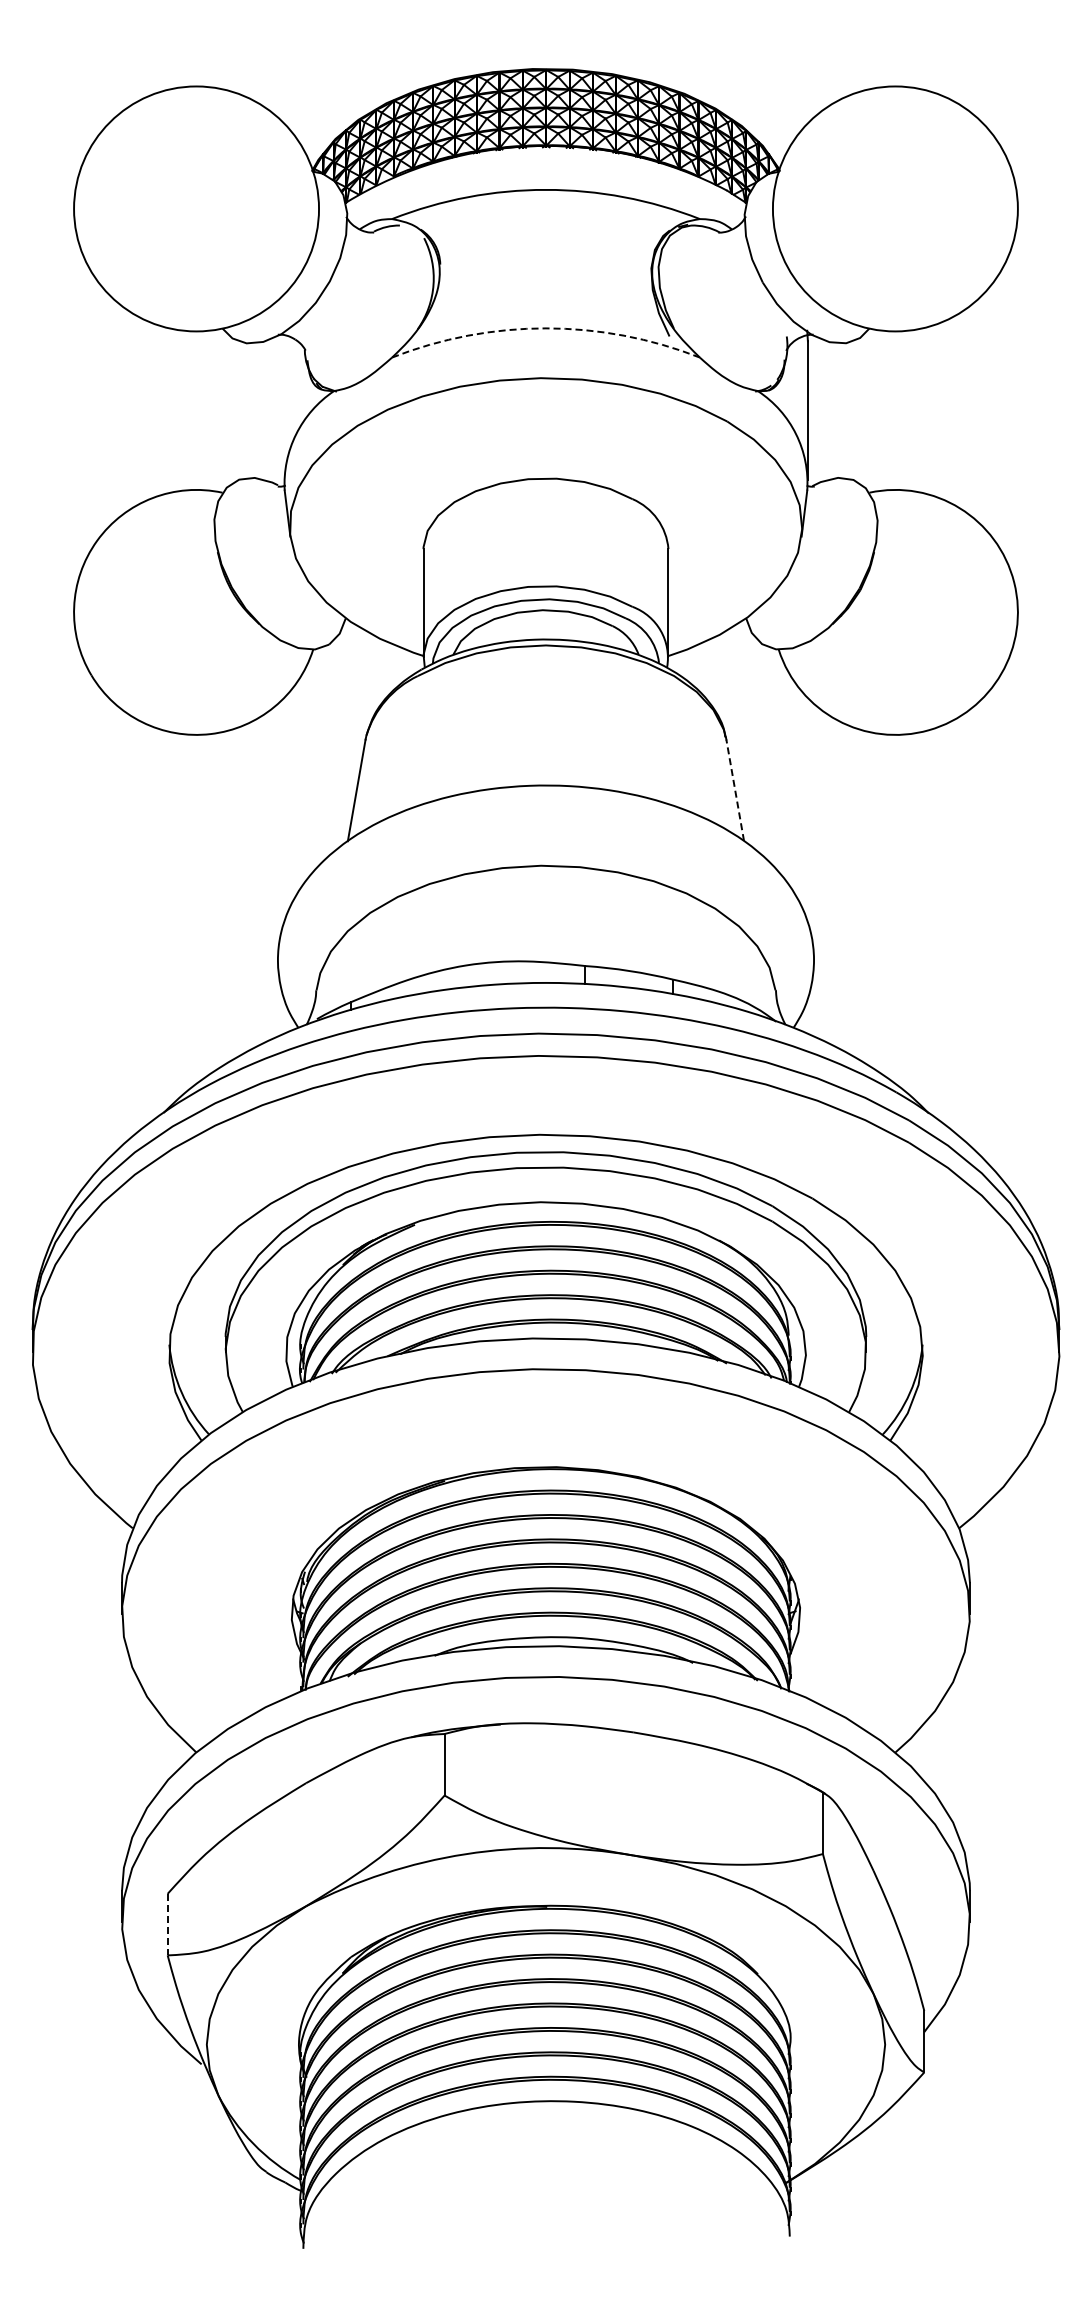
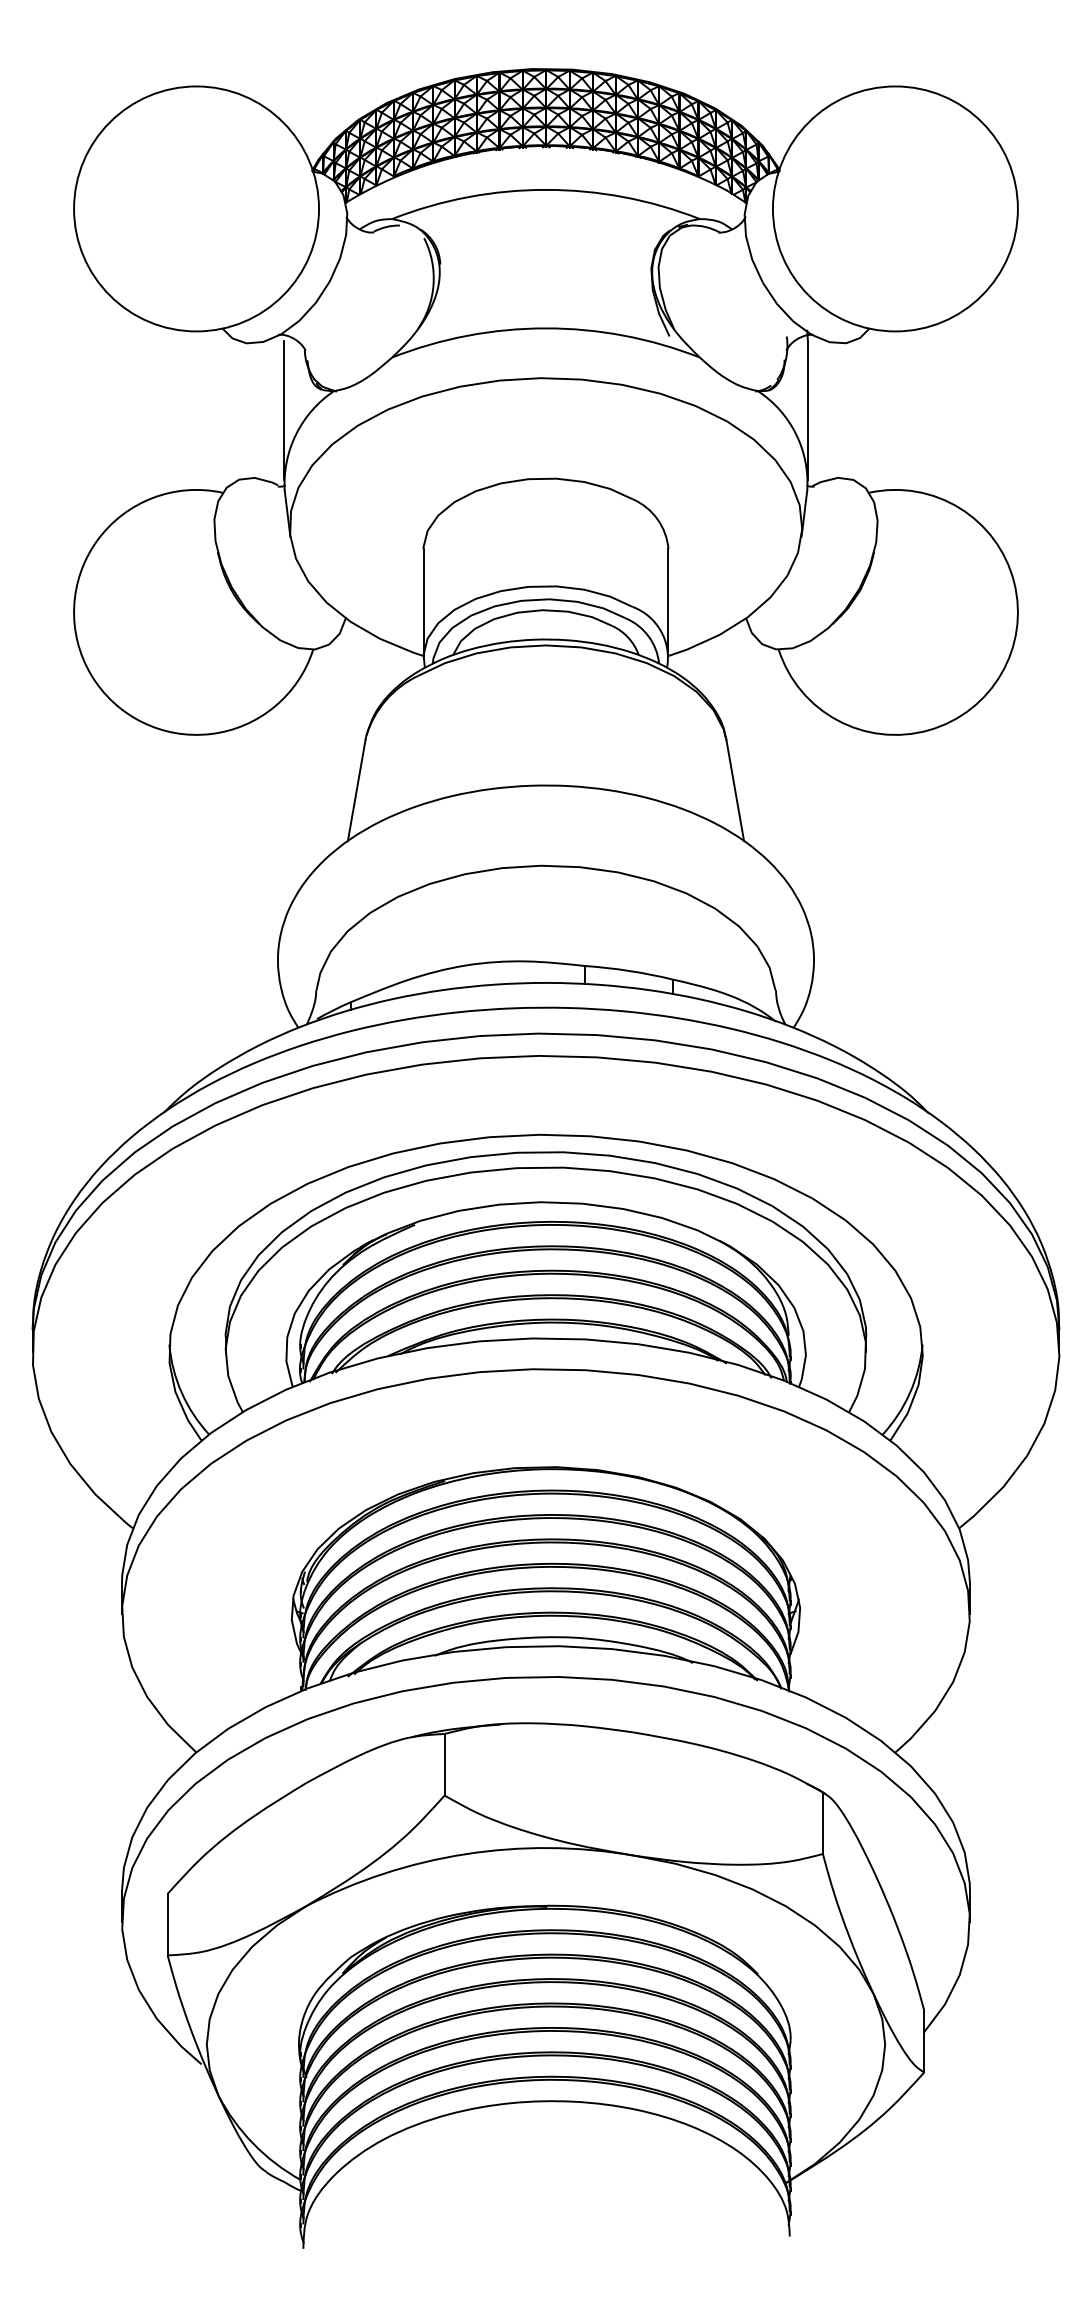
arc: dashed -> solid (546, 328)
line: none -> present (284, 410)
line: dashed -> solid (735, 789)
line: dashed -> solid (167, 1924)
